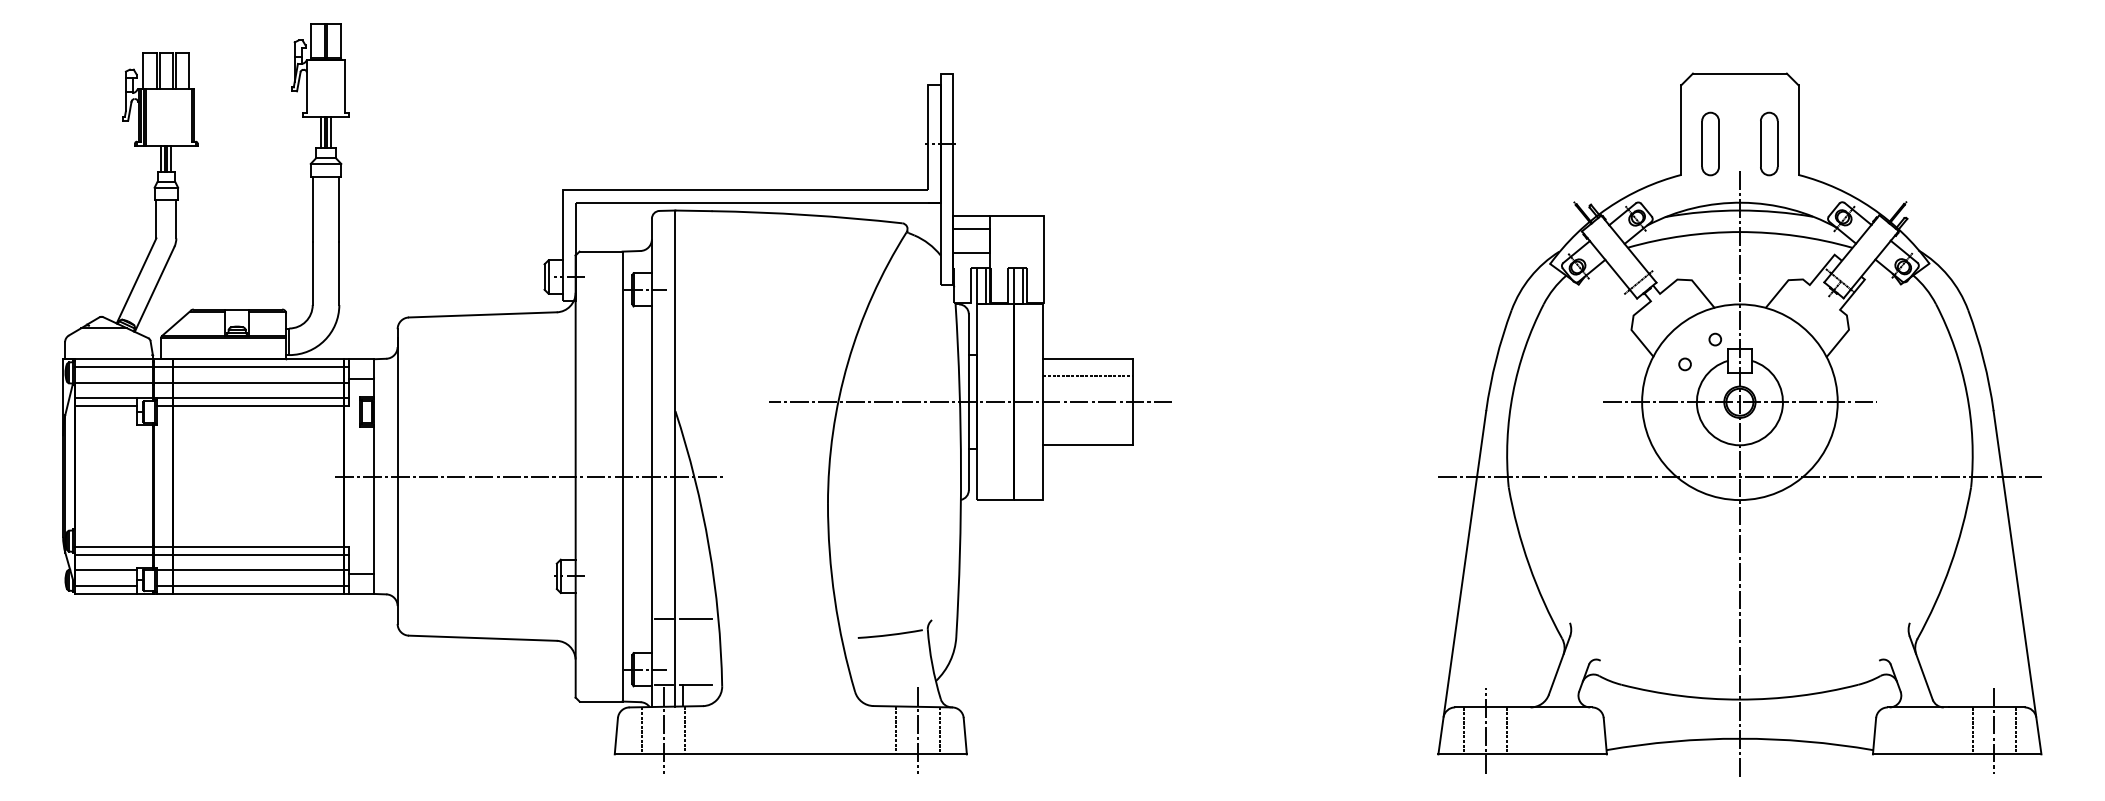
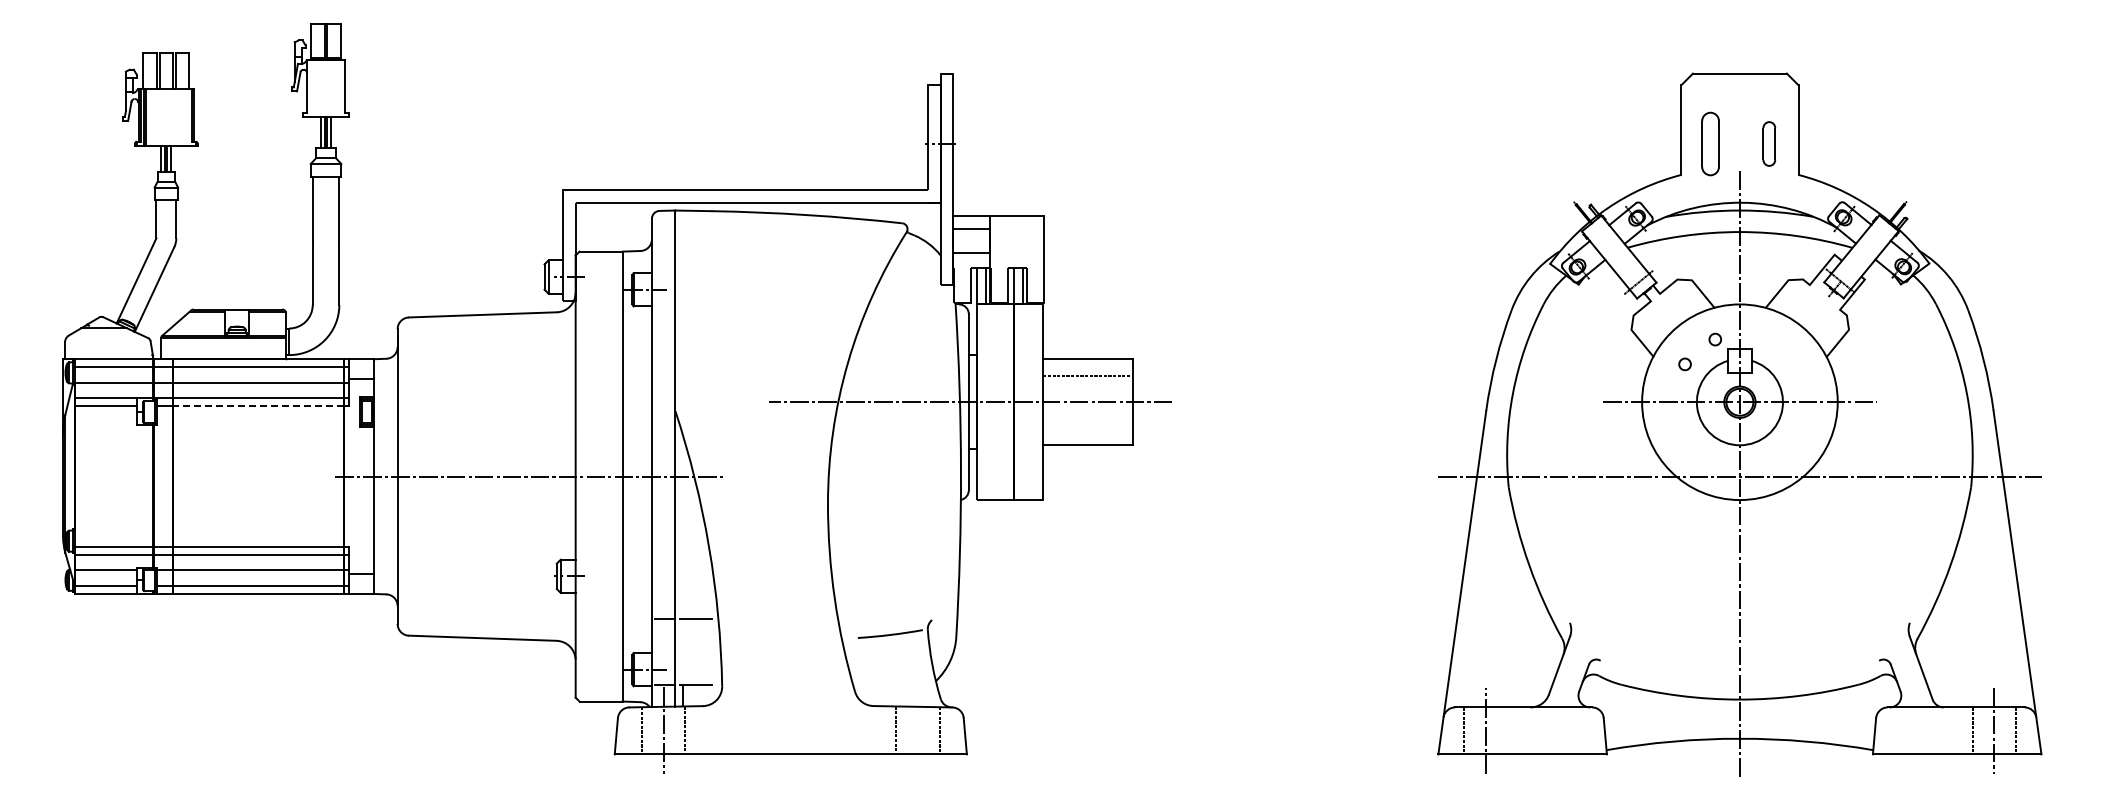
part size: 19x66 px -> 15x46 px (1769, 143)
line: solid -> dashed (257, 406)
line: present -> none (917, 730)
line: present -> none (1507, 730)
